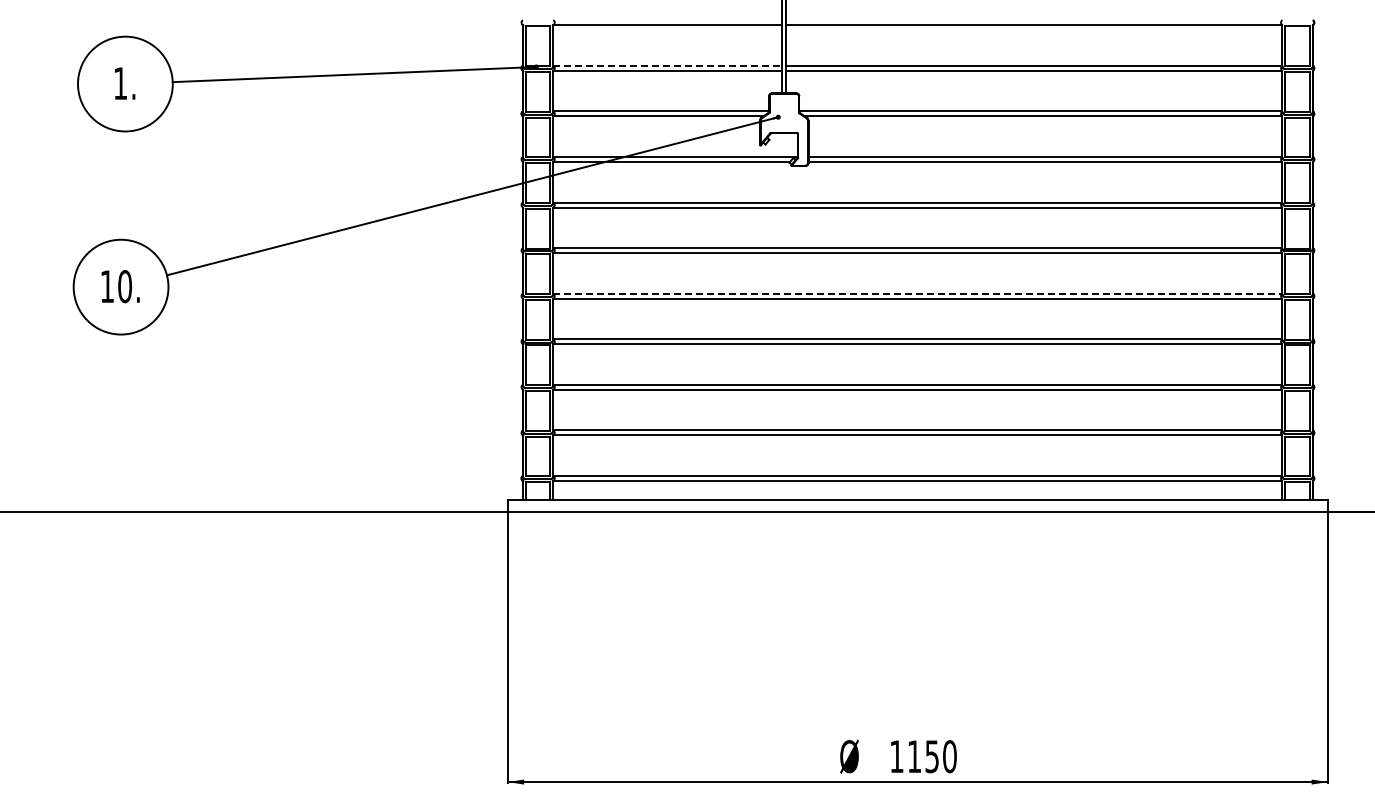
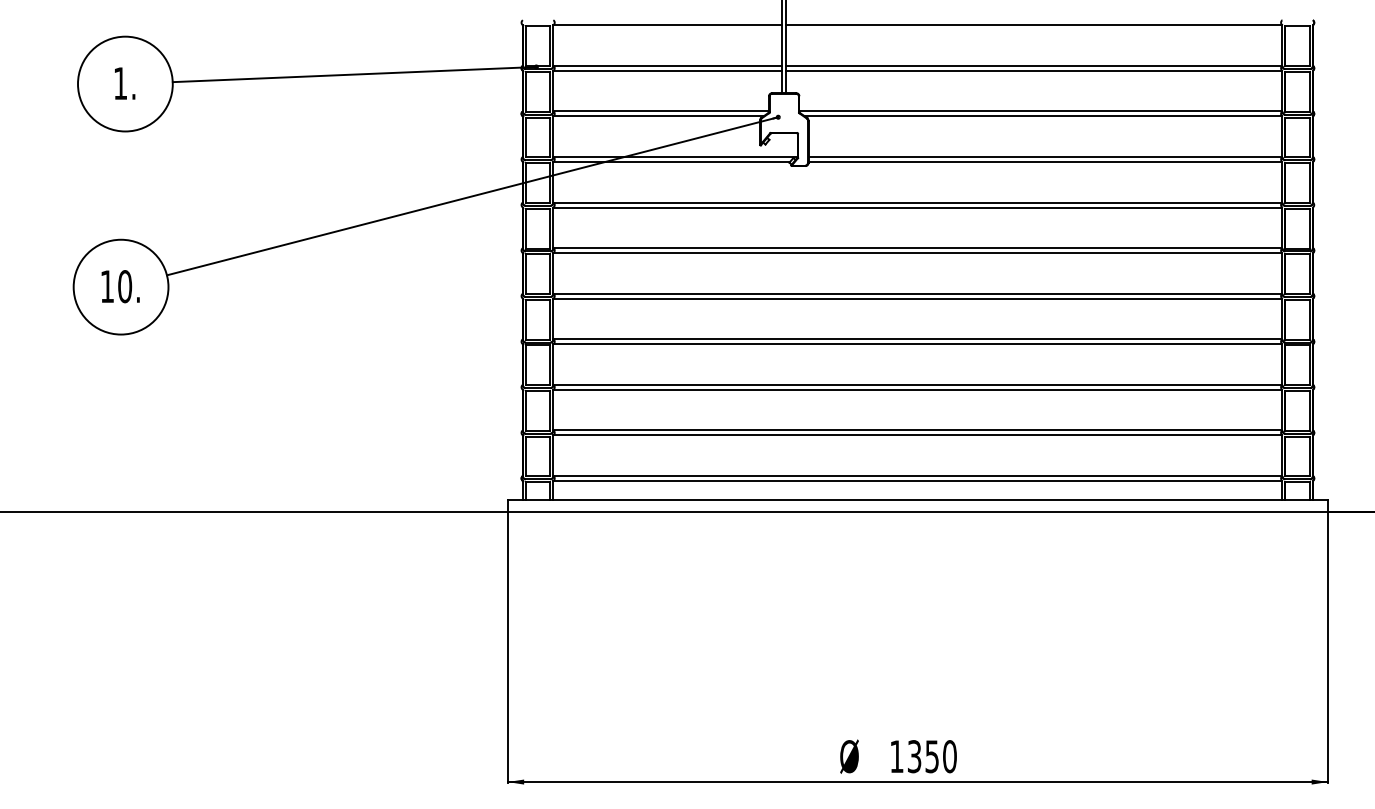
line: dashed -> solid (667, 65)
line: dashed -> solid (917, 293)
text: 1150 -> 1350 (914, 756)
